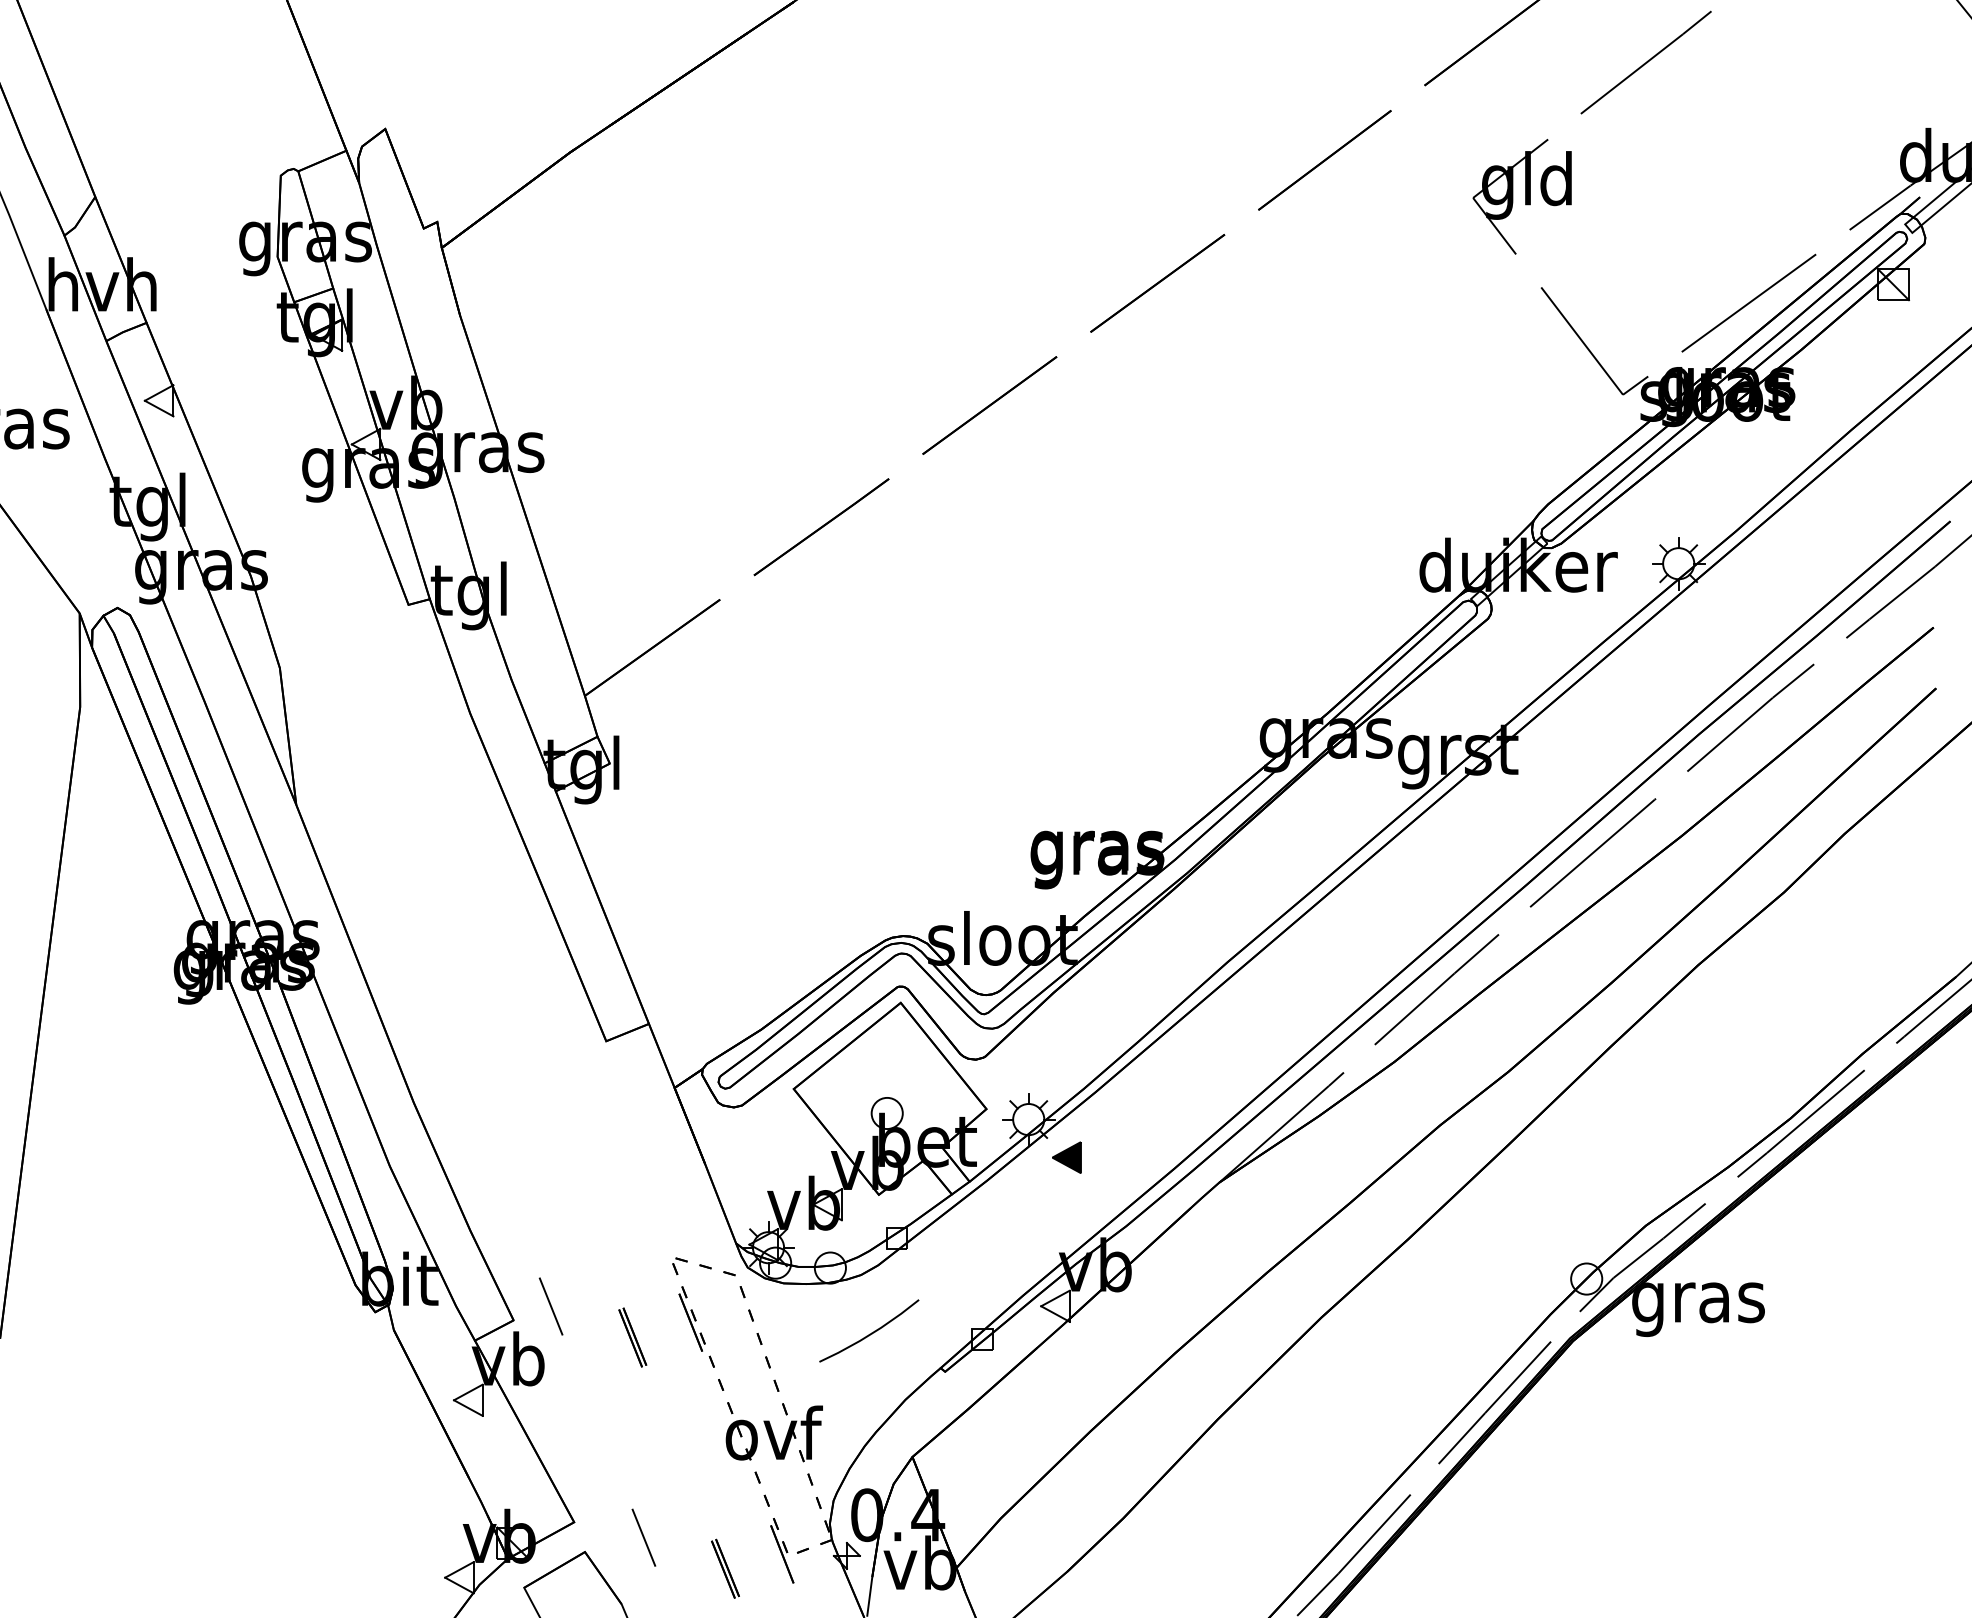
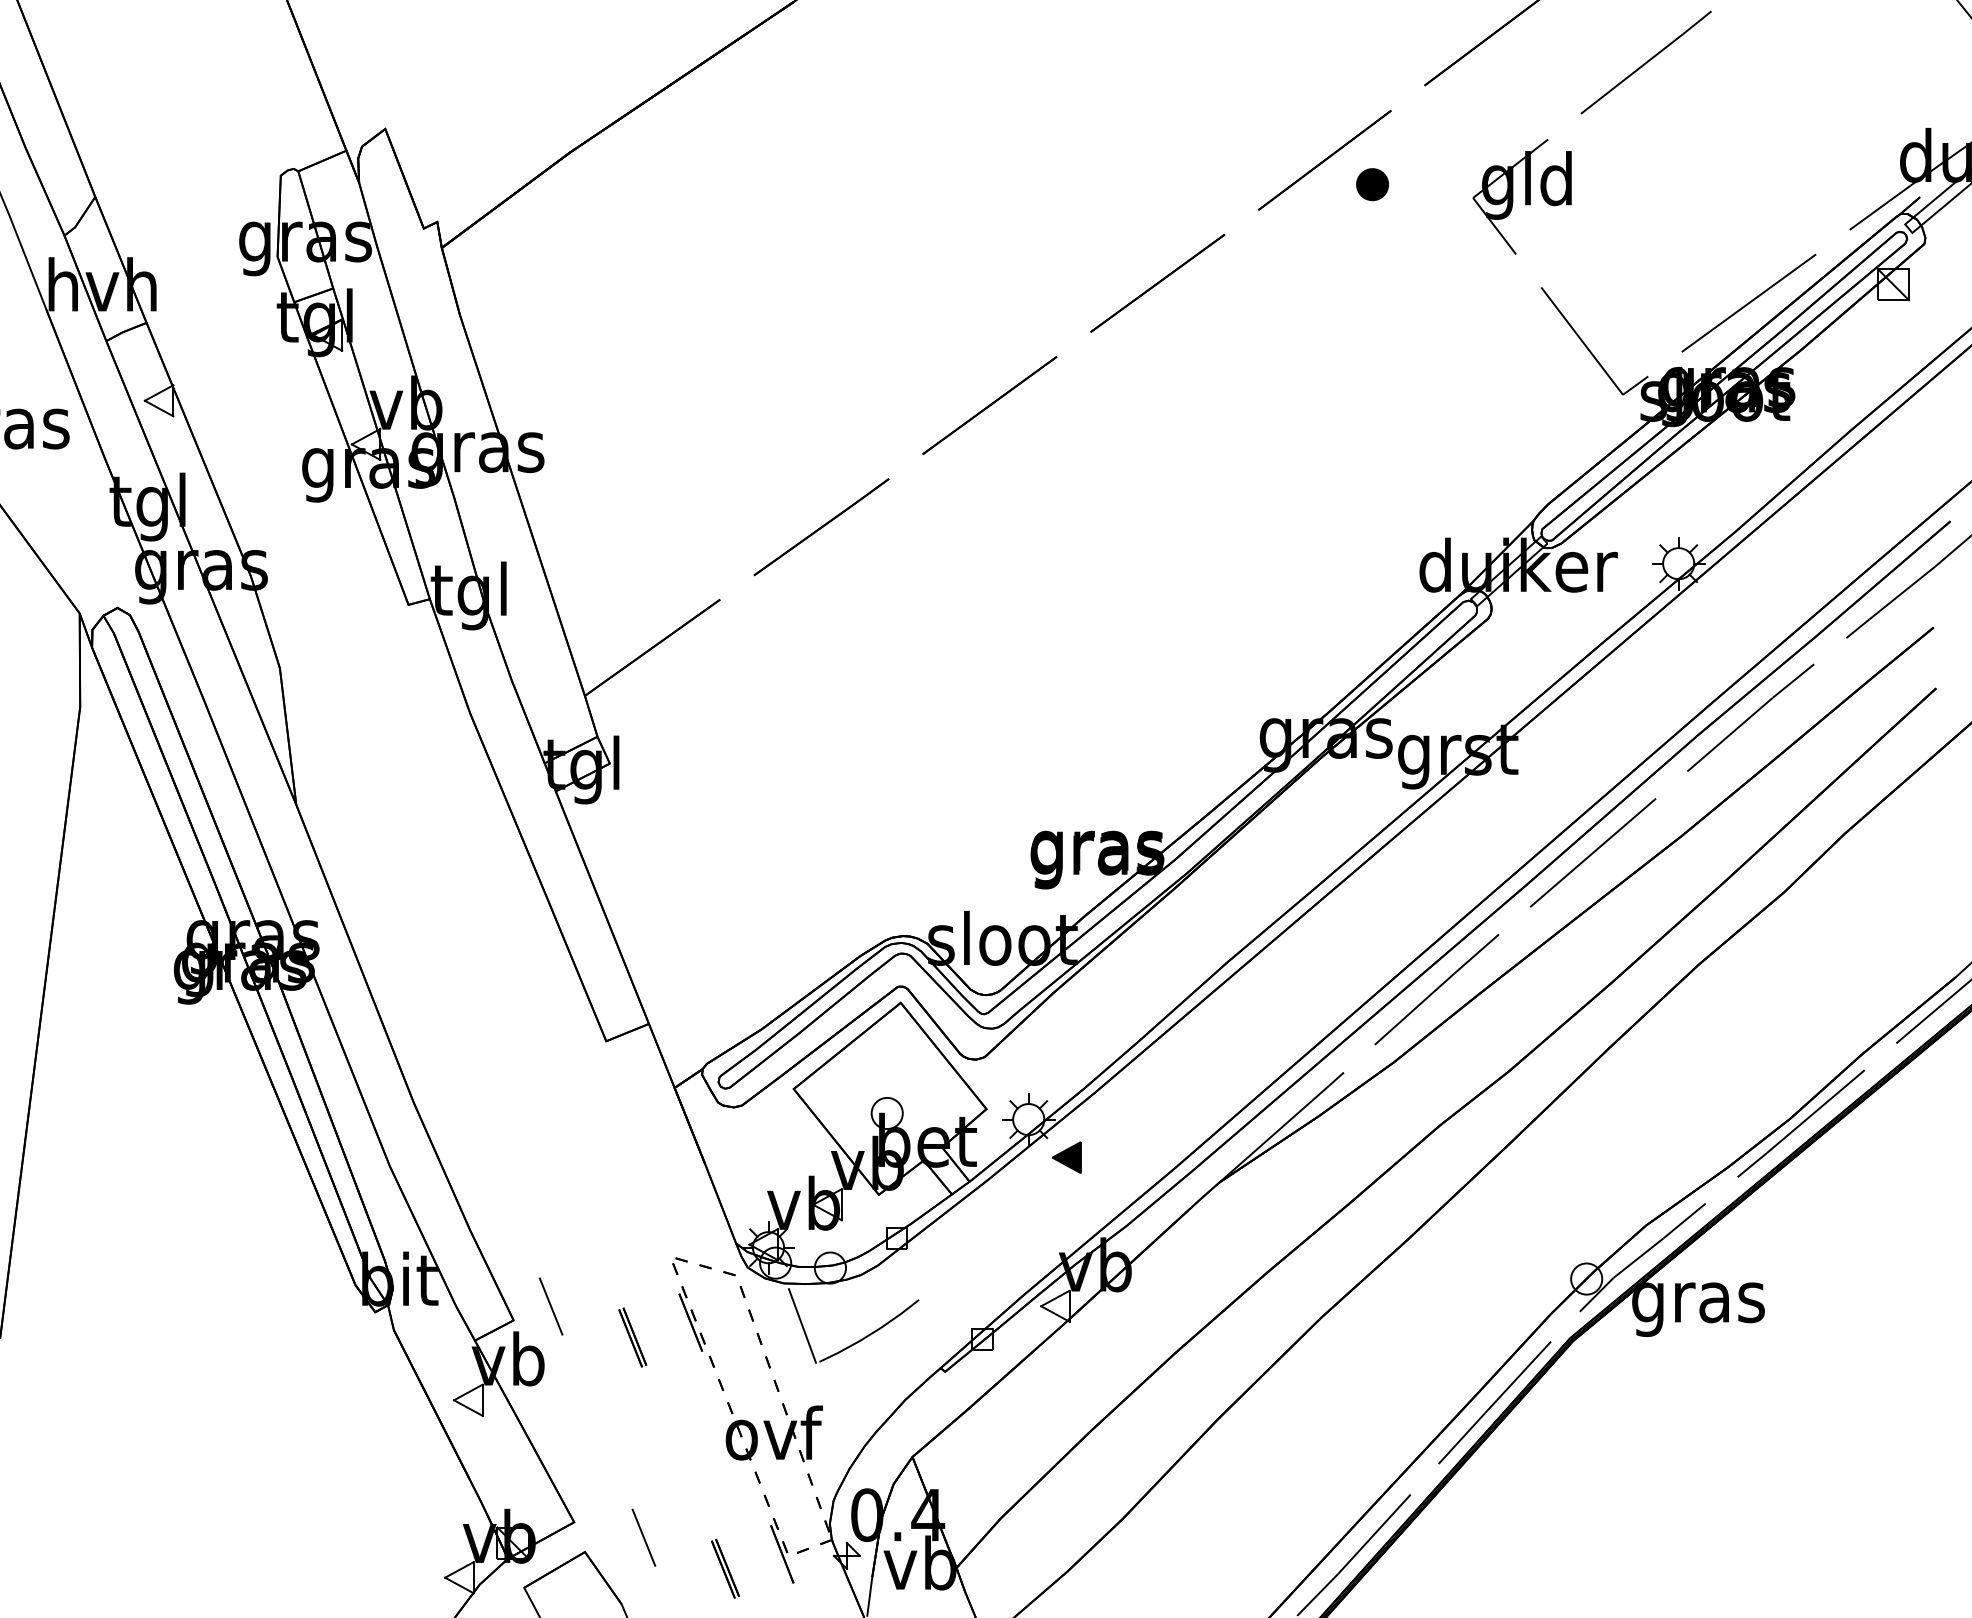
part: none -> present (1372, 184)
line: none -> present (802, 1325)
